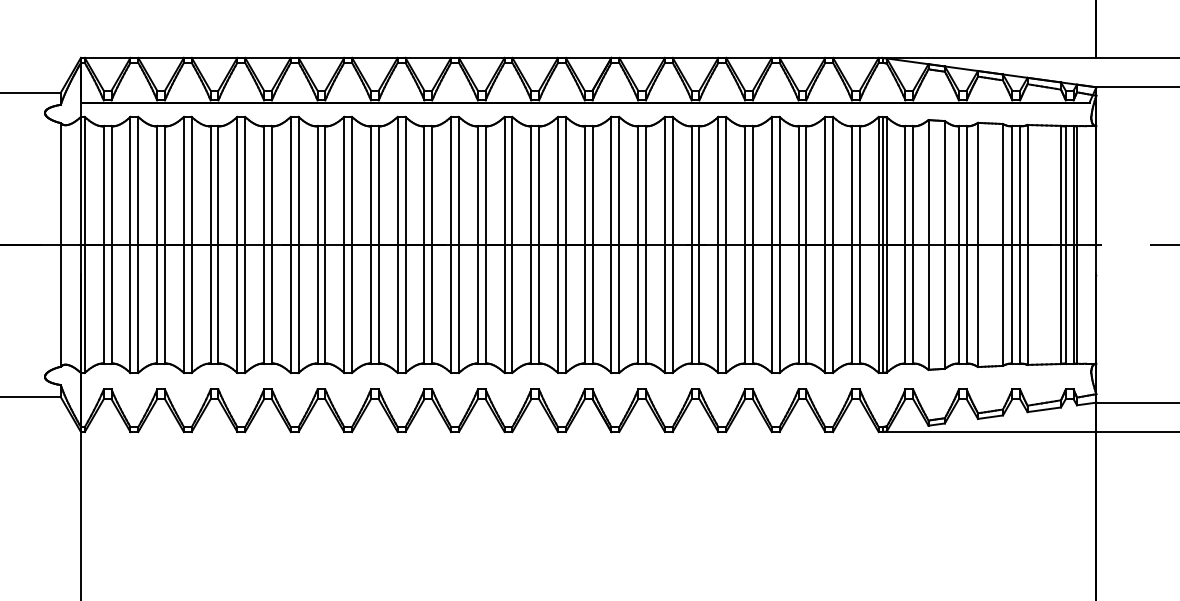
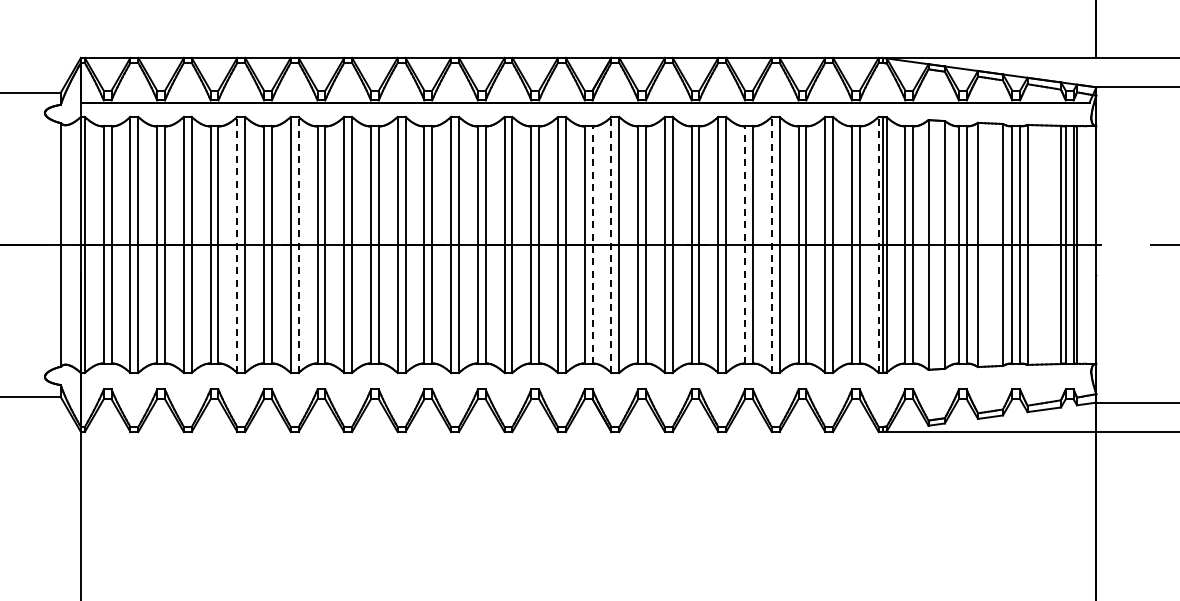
line: solid -> dashed (237, 244)
line: solid -> dashed (298, 244)
line: solid -> dashed (592, 244)
line: solid -> dashed (611, 244)
line: solid -> dashed (745, 244)
line: solid -> dashed (771, 244)
line: solid -> dashed (878, 244)
